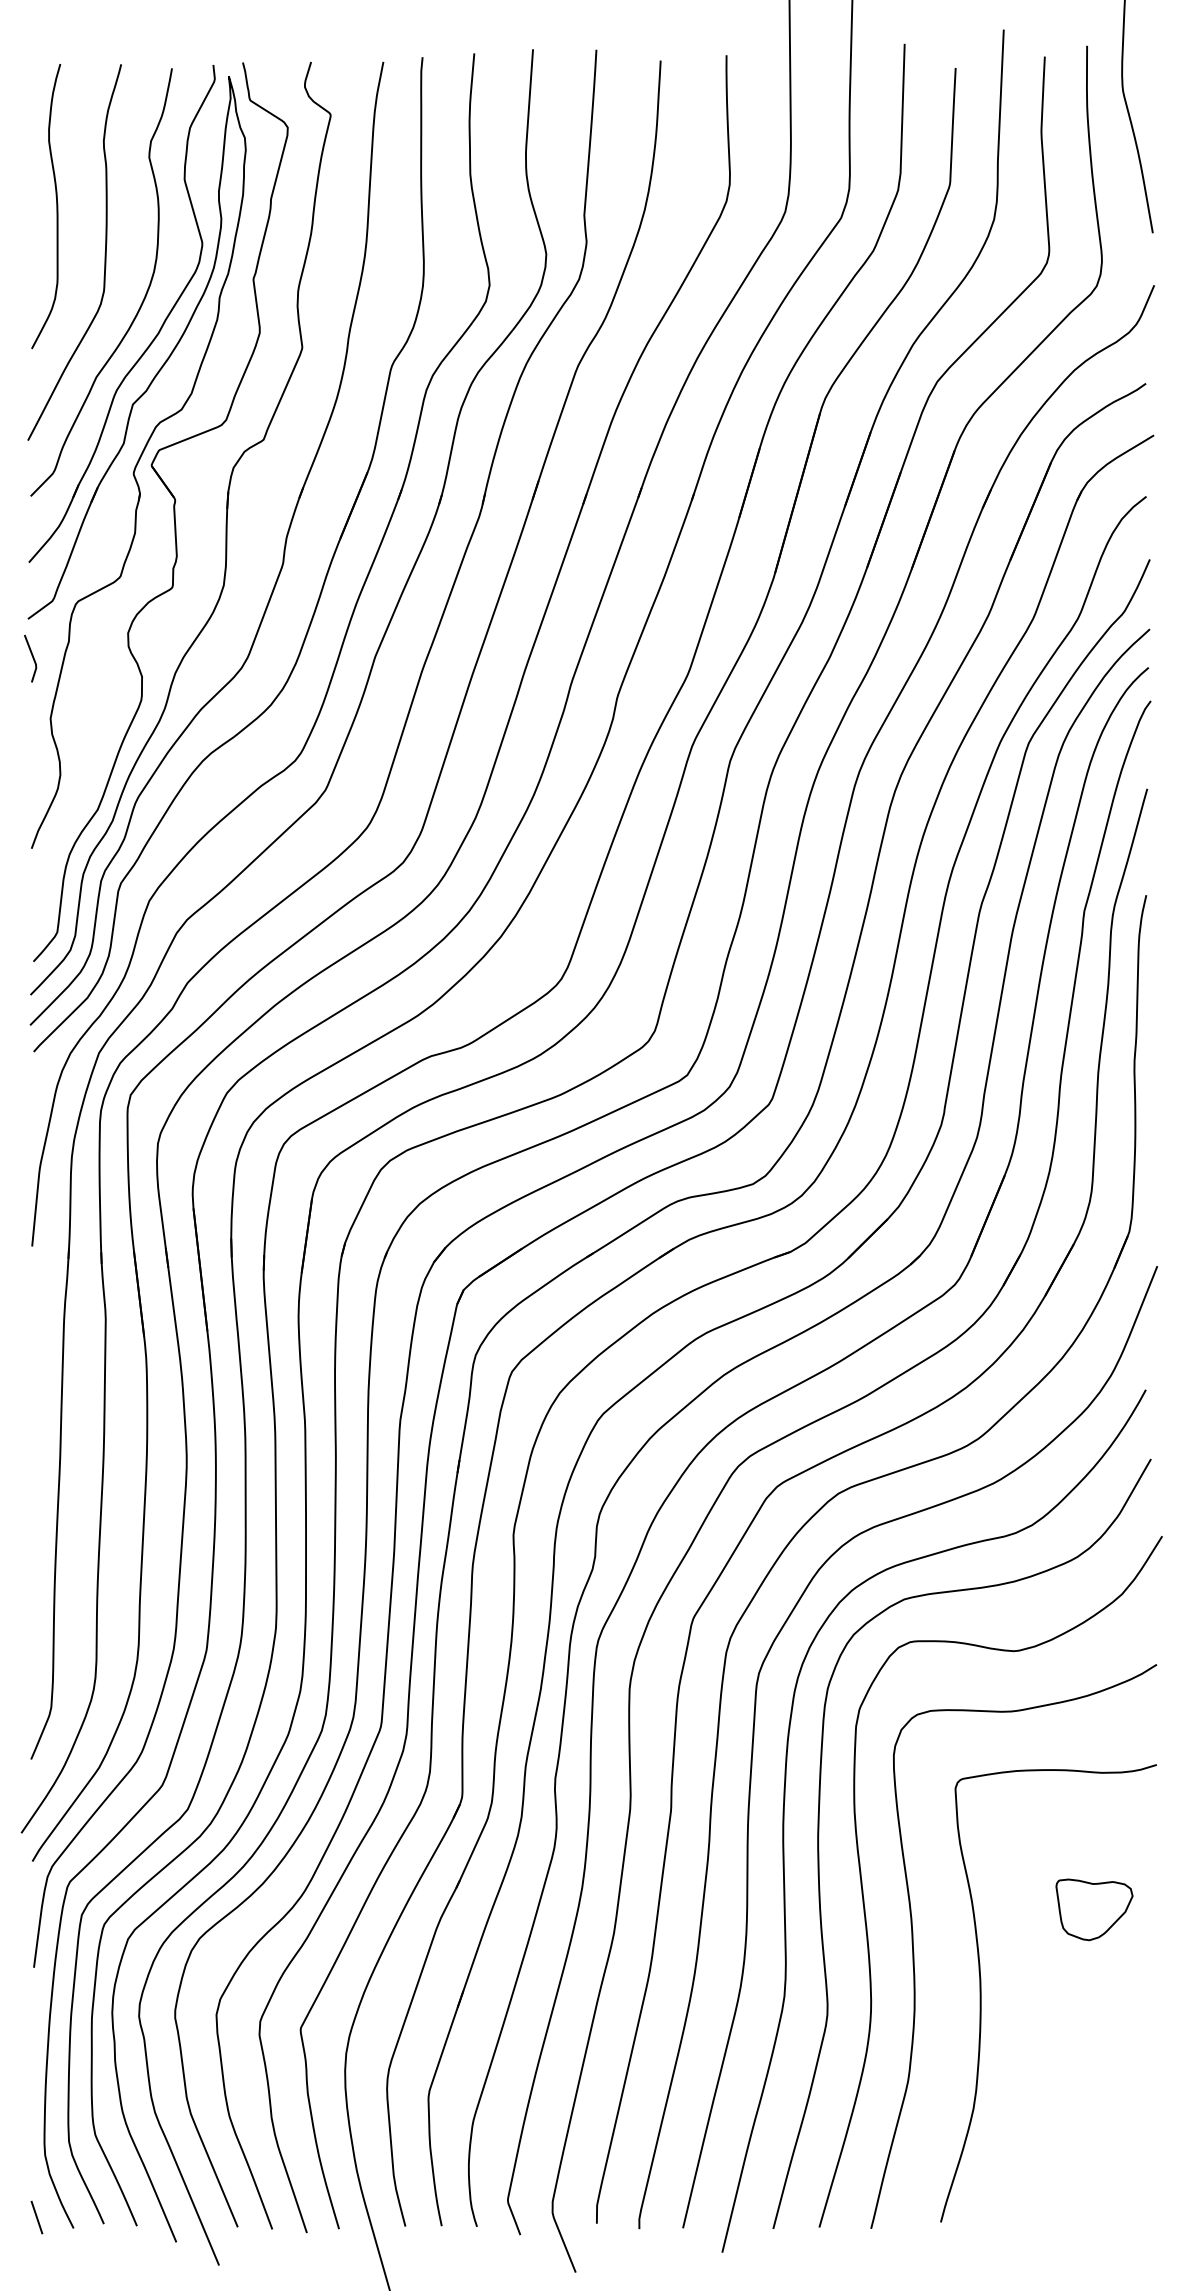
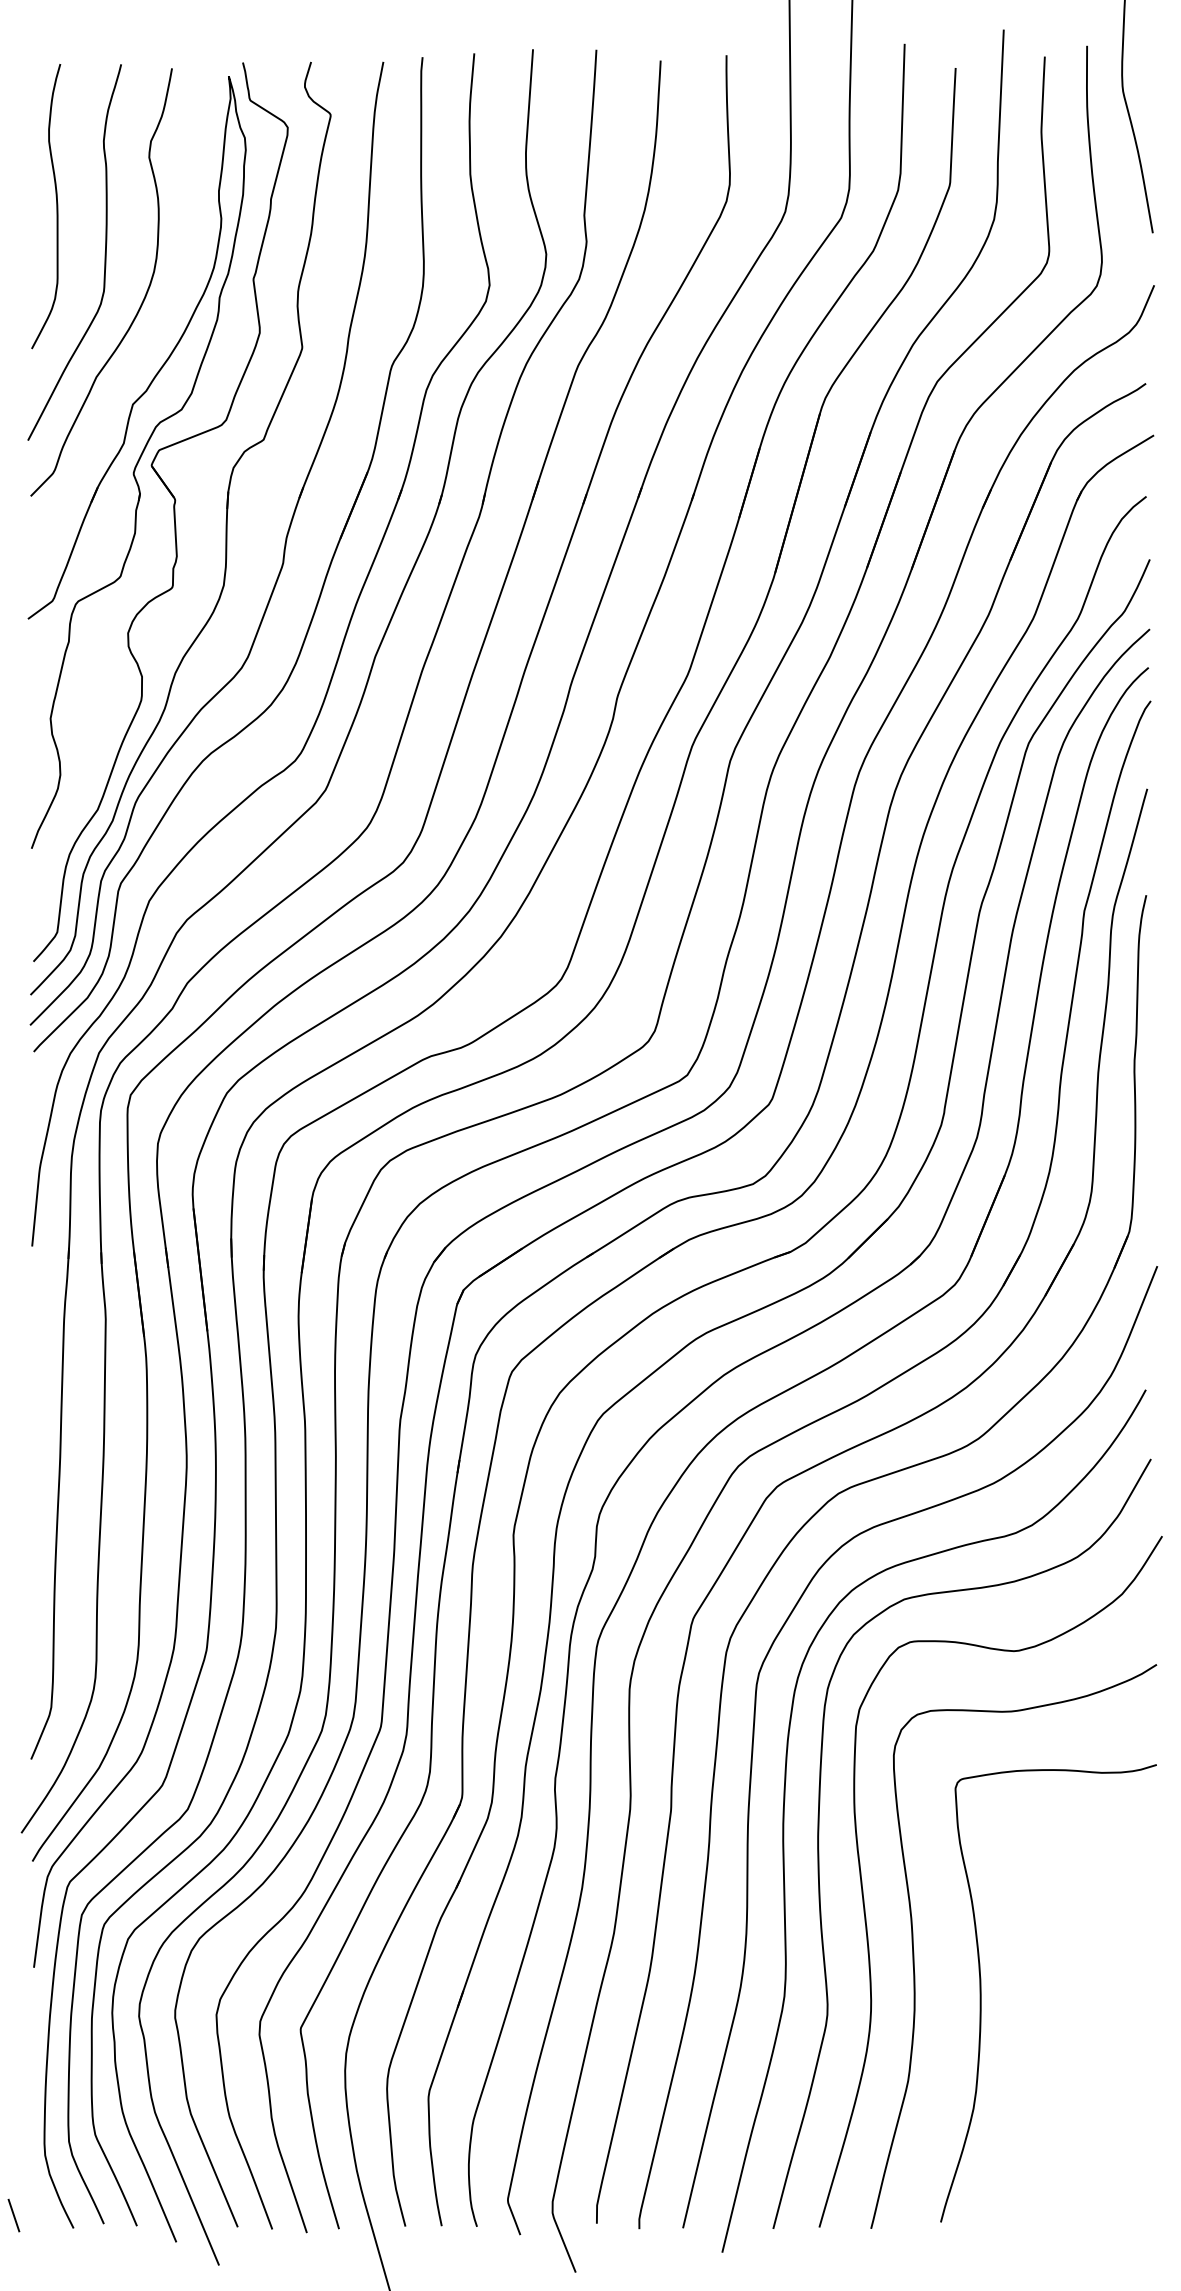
part: present -> none (152, 339)
line: present -> none (32, 658)
part: present -> none (1094, 1909)
line position: (36, 2217) -> (13, 2215) (13, 2215)
